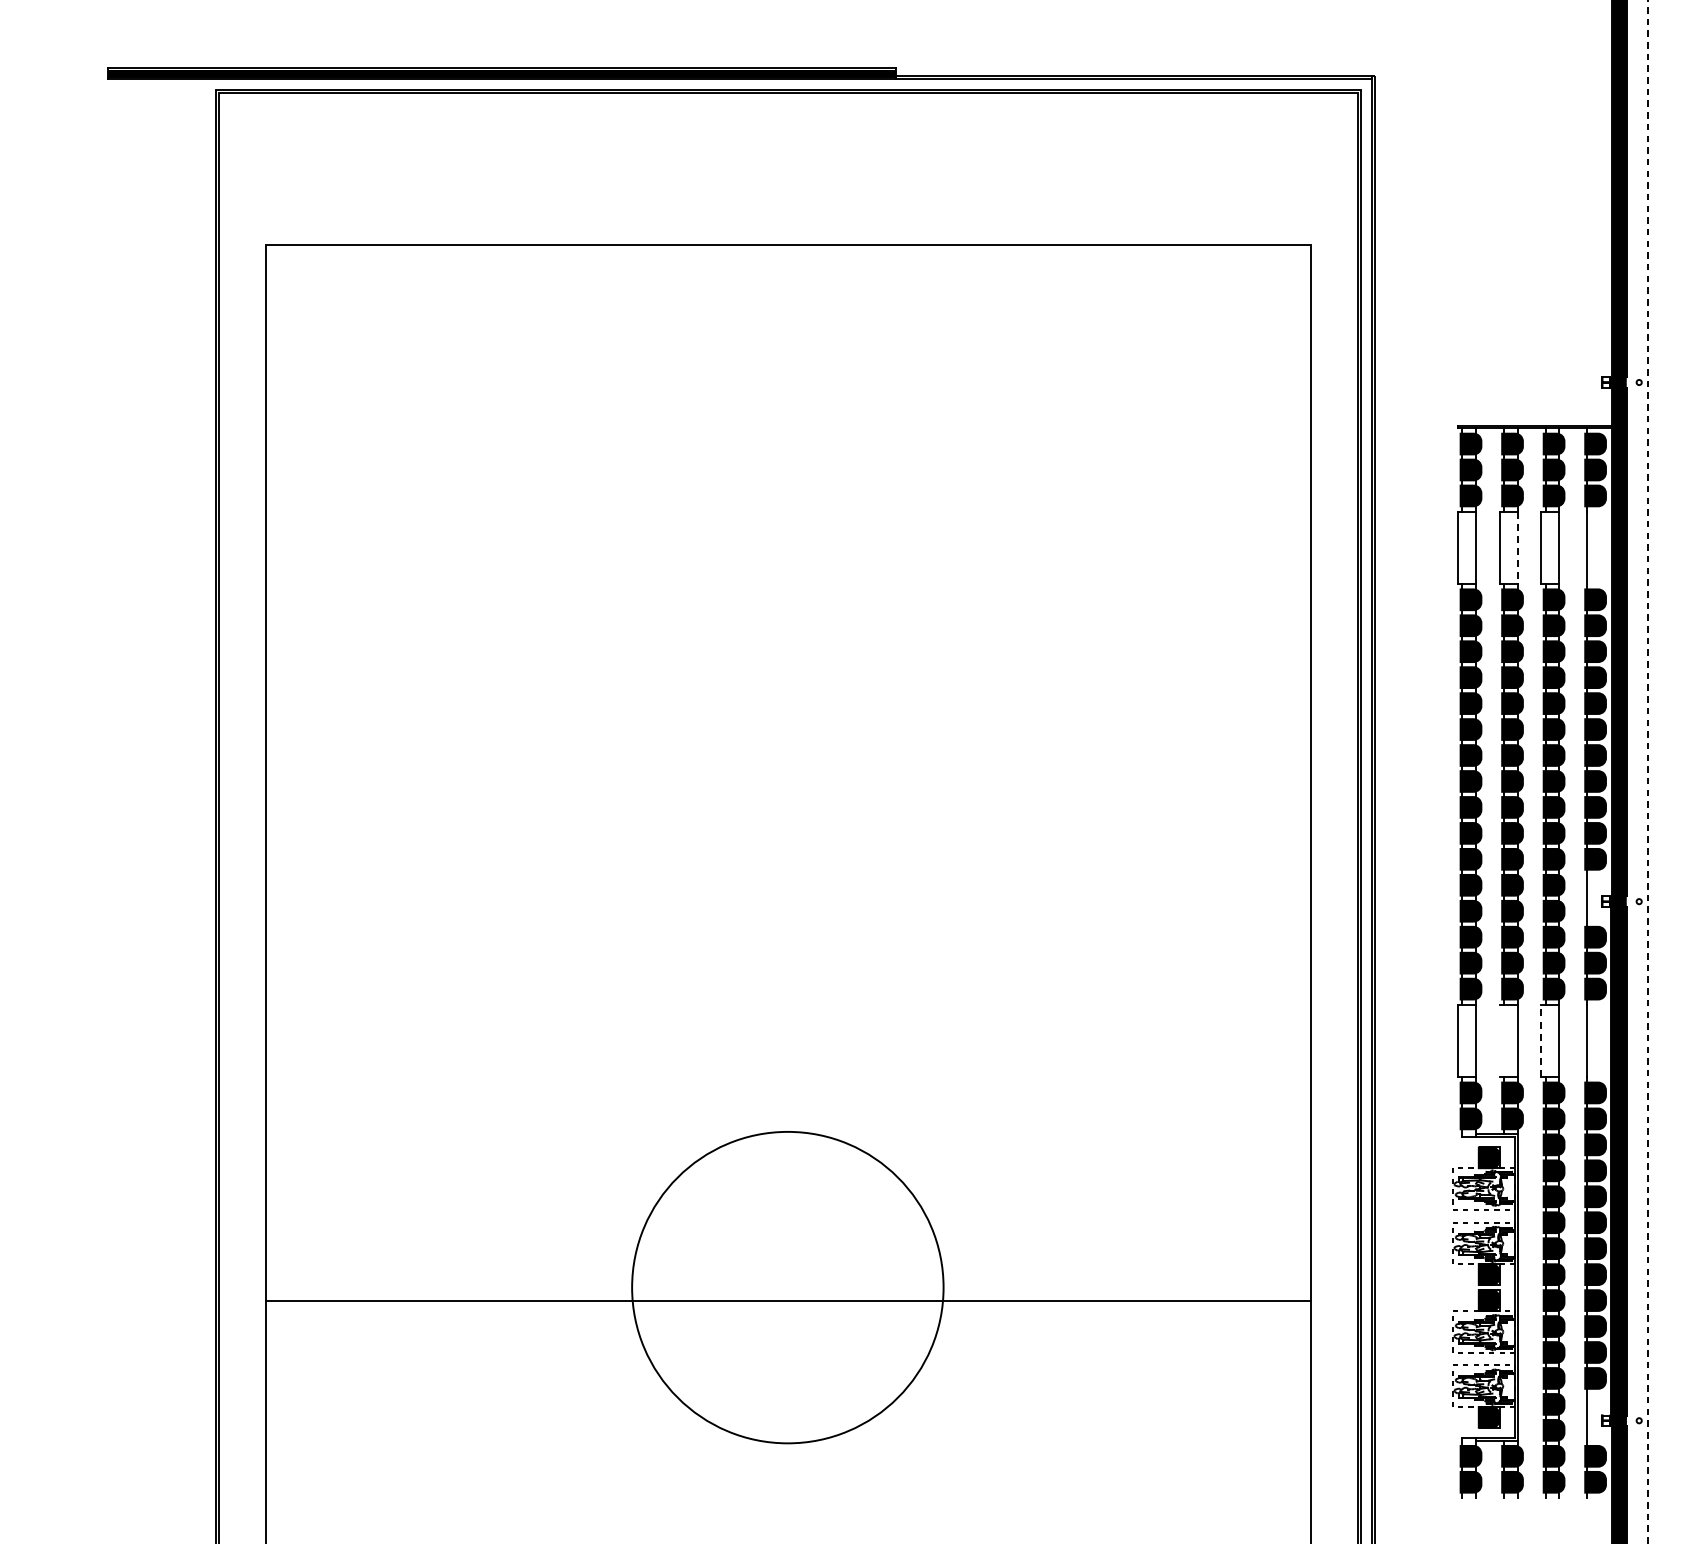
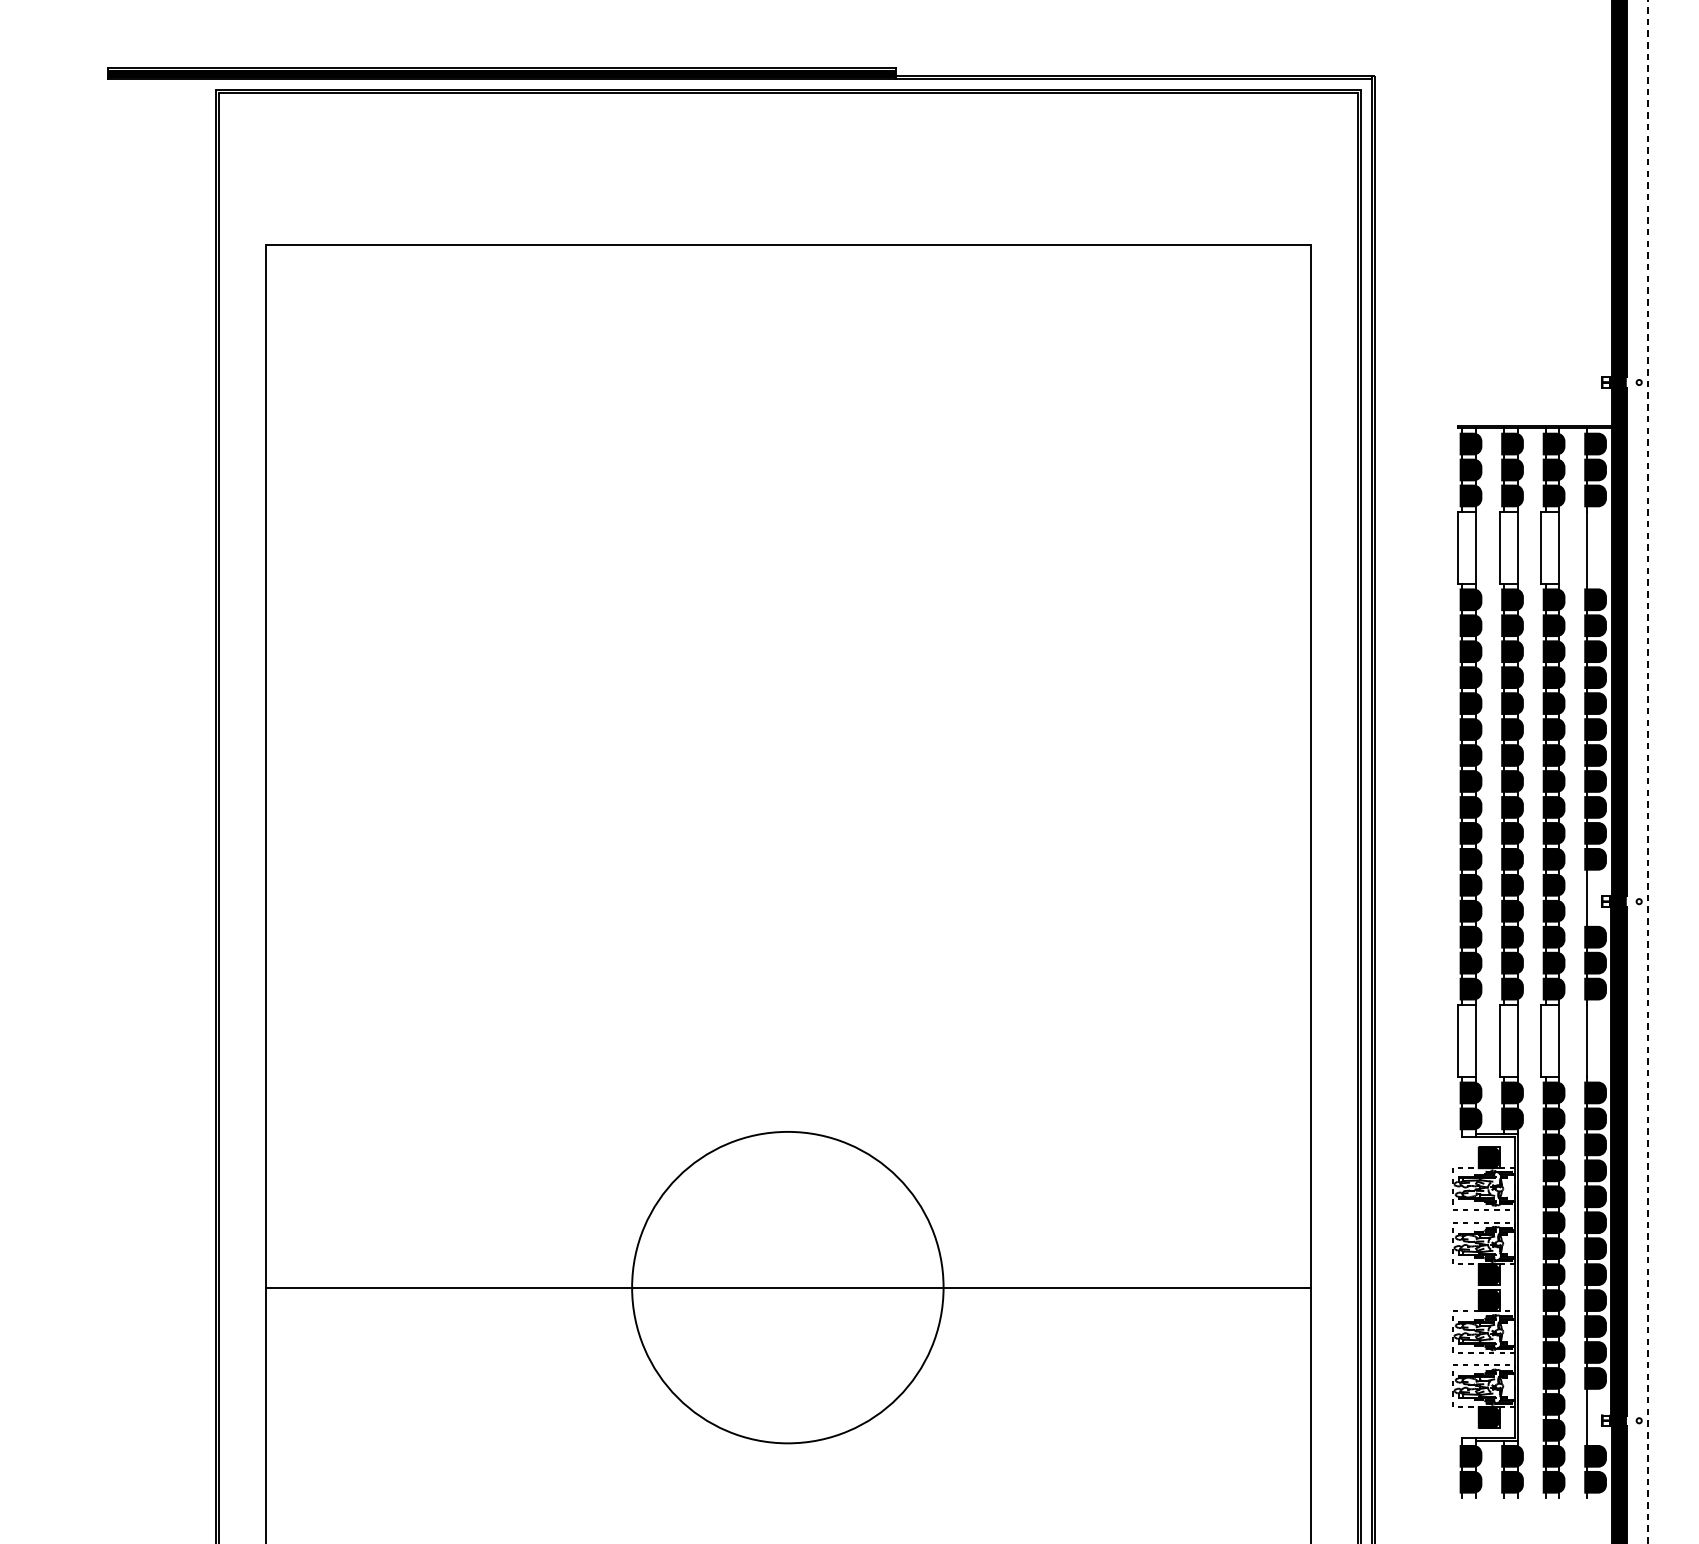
line: dashed -> solid (1517, 548)
line: none -> present (1499, 1040)
line: dashed -> solid (1541, 1040)
line position: (788, 1300) -> (788, 1287) (788, 1287)
